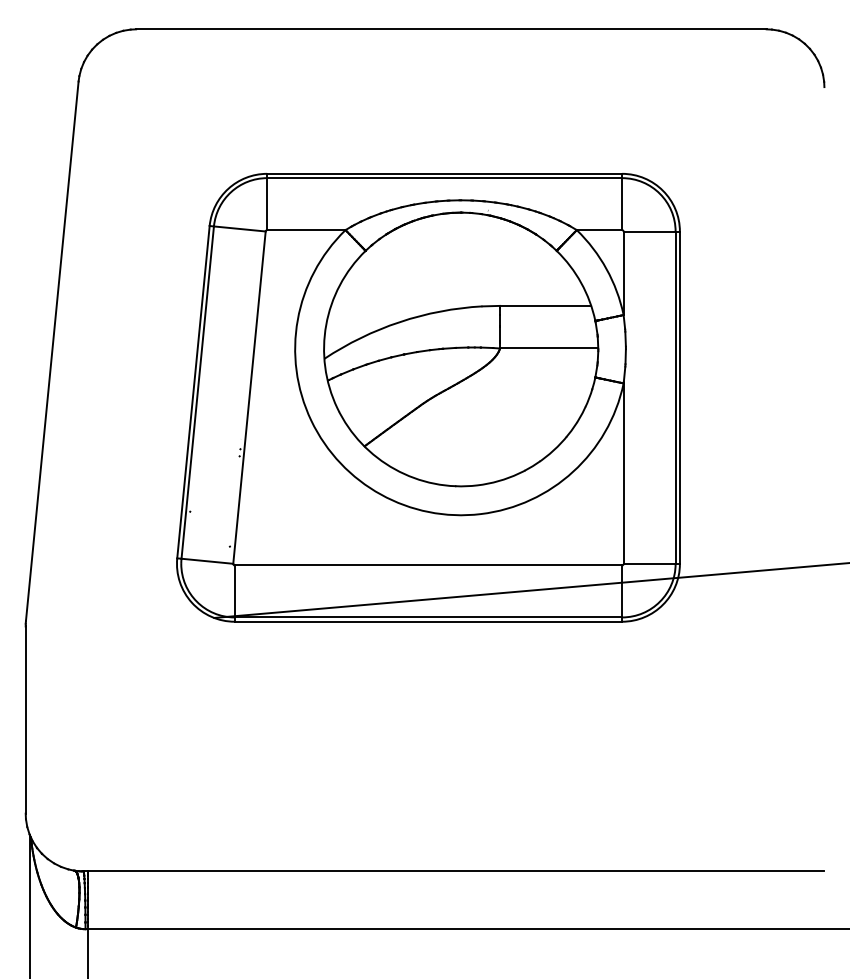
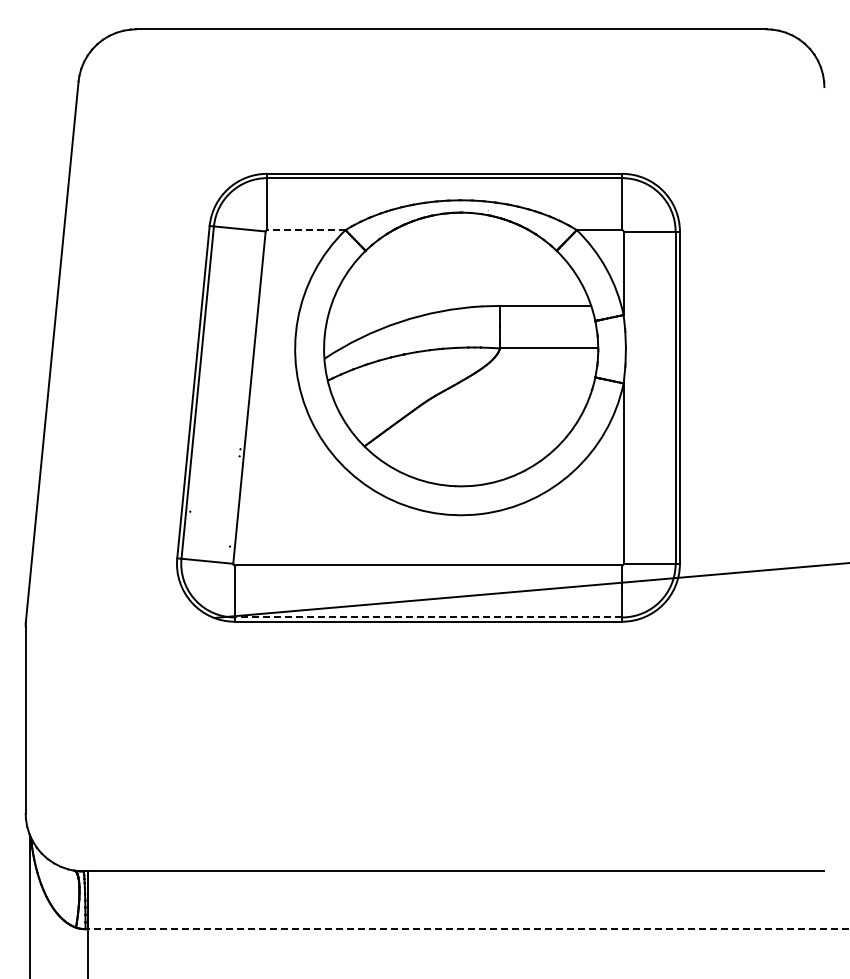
line: solid -> dashed (305, 230)
line: solid -> dashed (428, 617)
line: solid -> dashed (468, 929)
